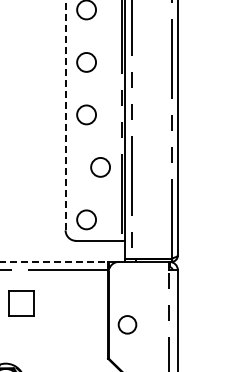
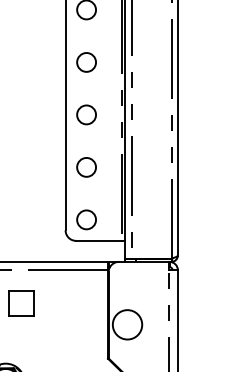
line: dashed -> solid (65, 115)
circle position: (100, 167) -> (86, 167) (86, 167)
line: dashed -> solid (54, 261)
circle diameter: 18 px -> 29 px (127, 324)
